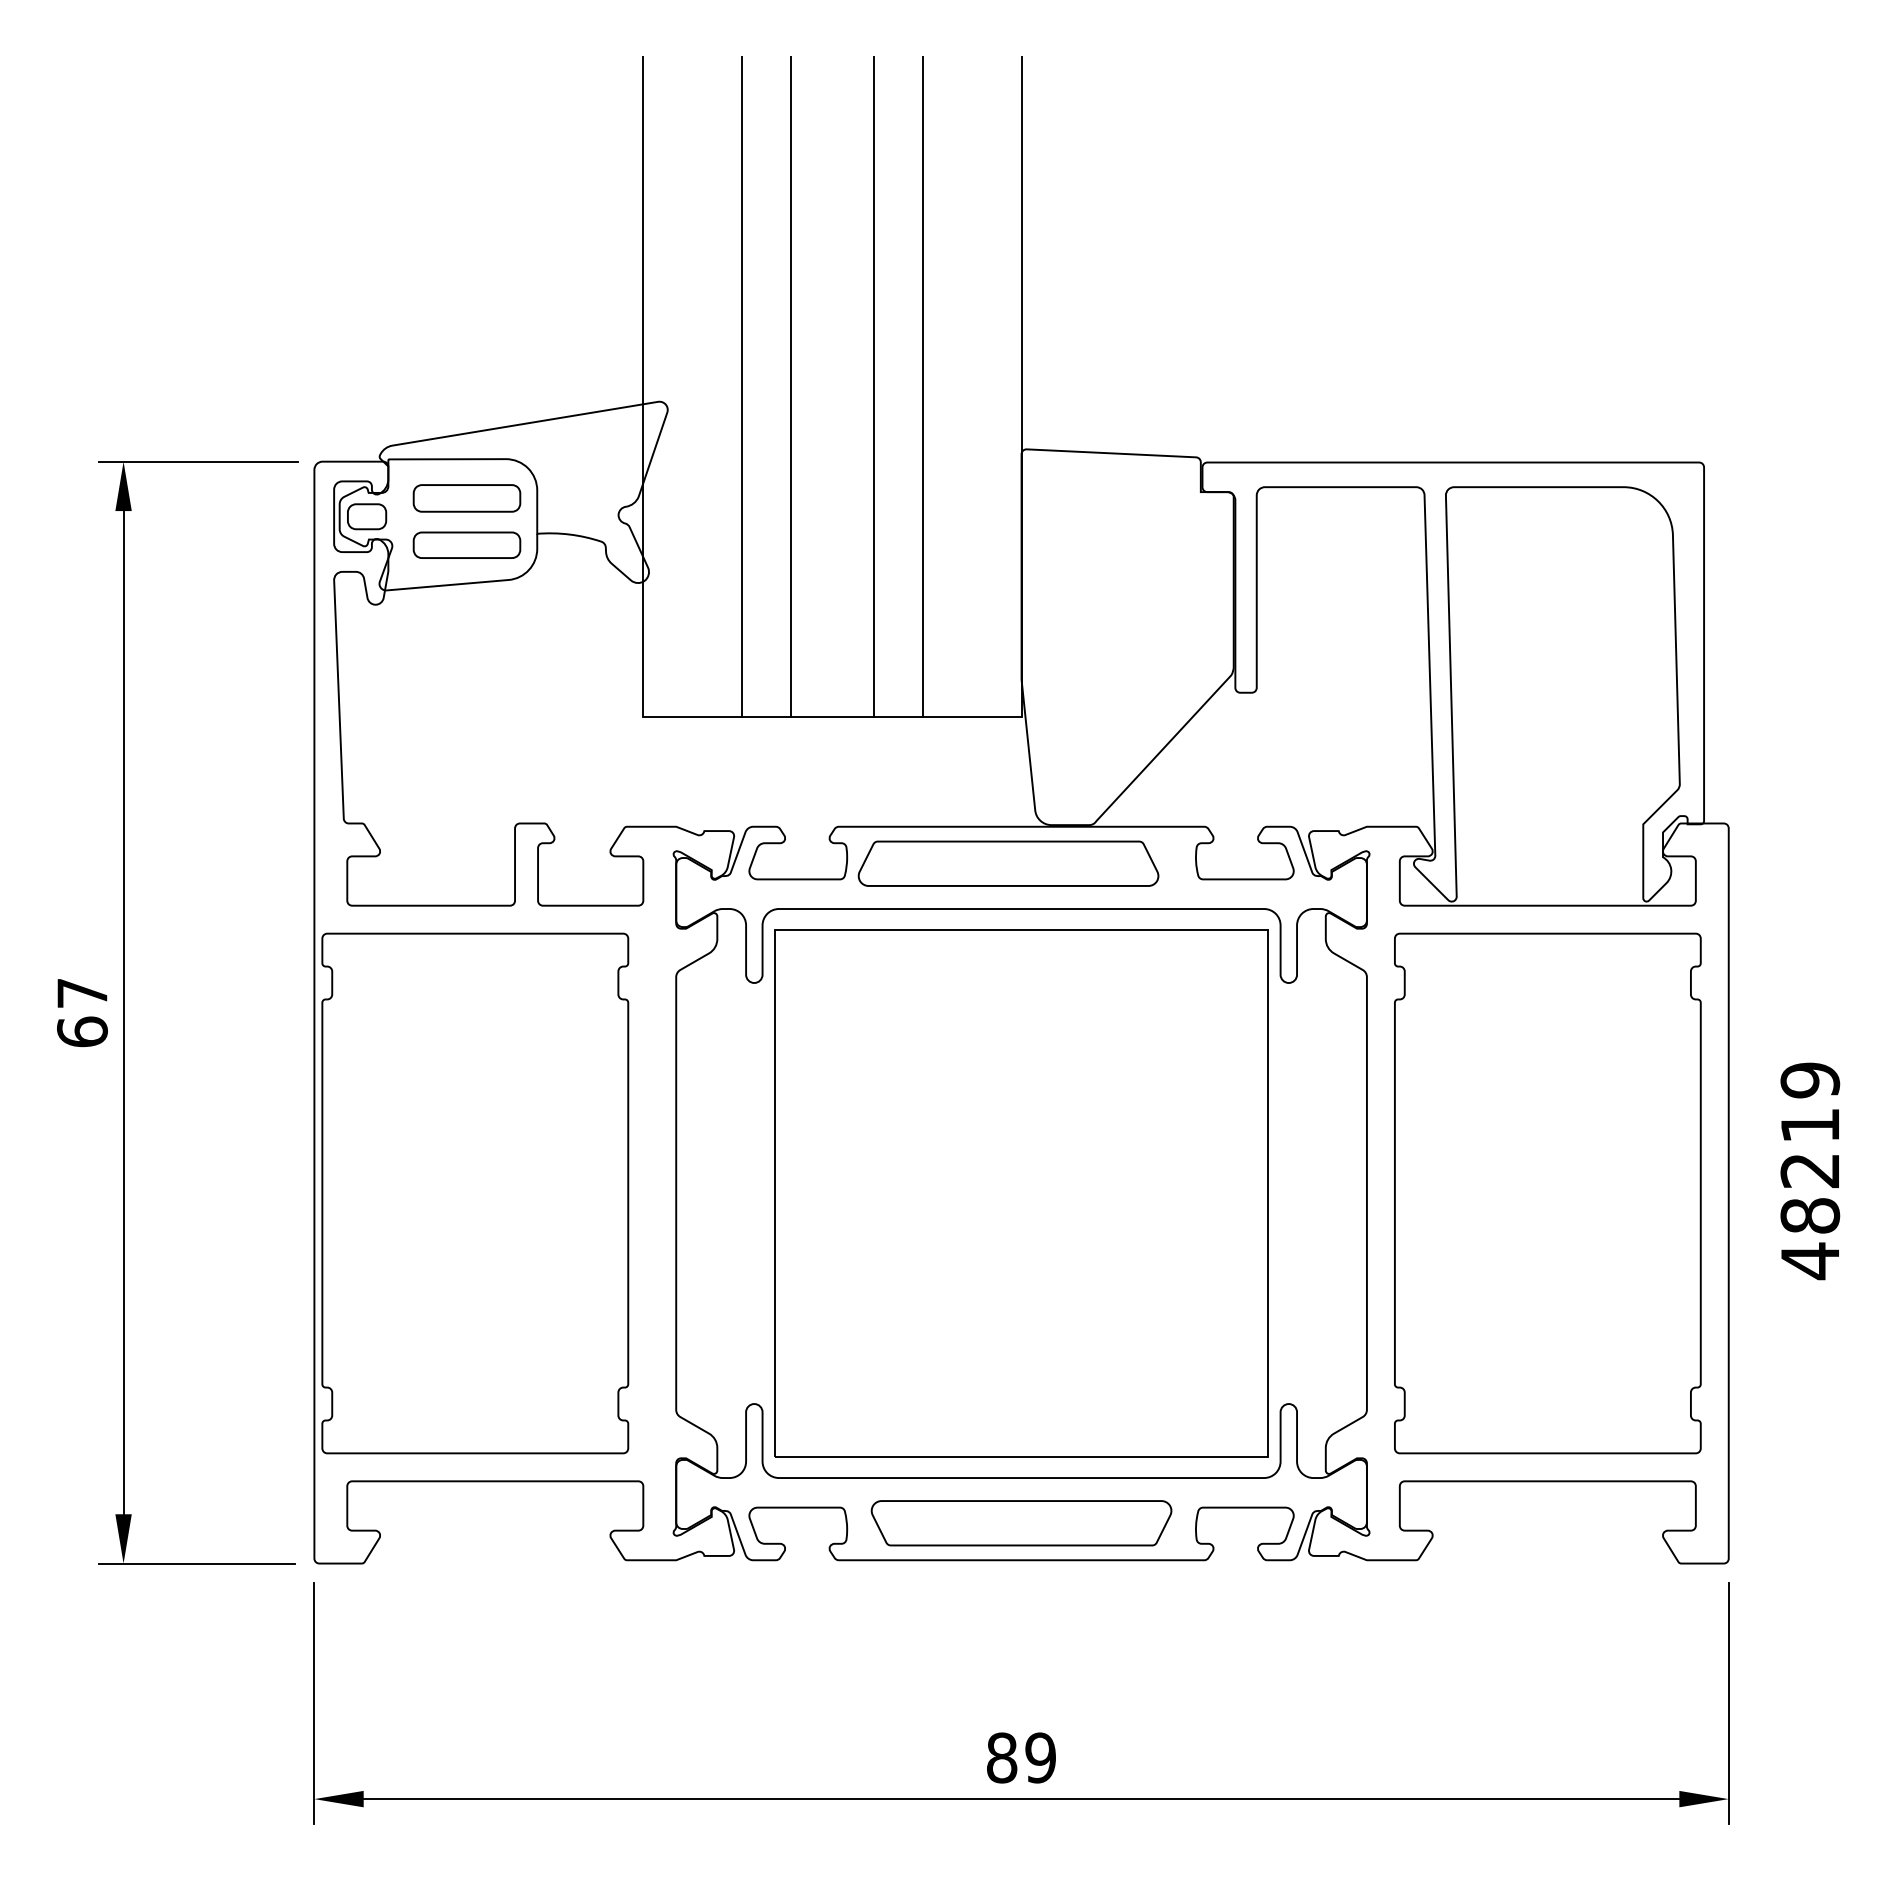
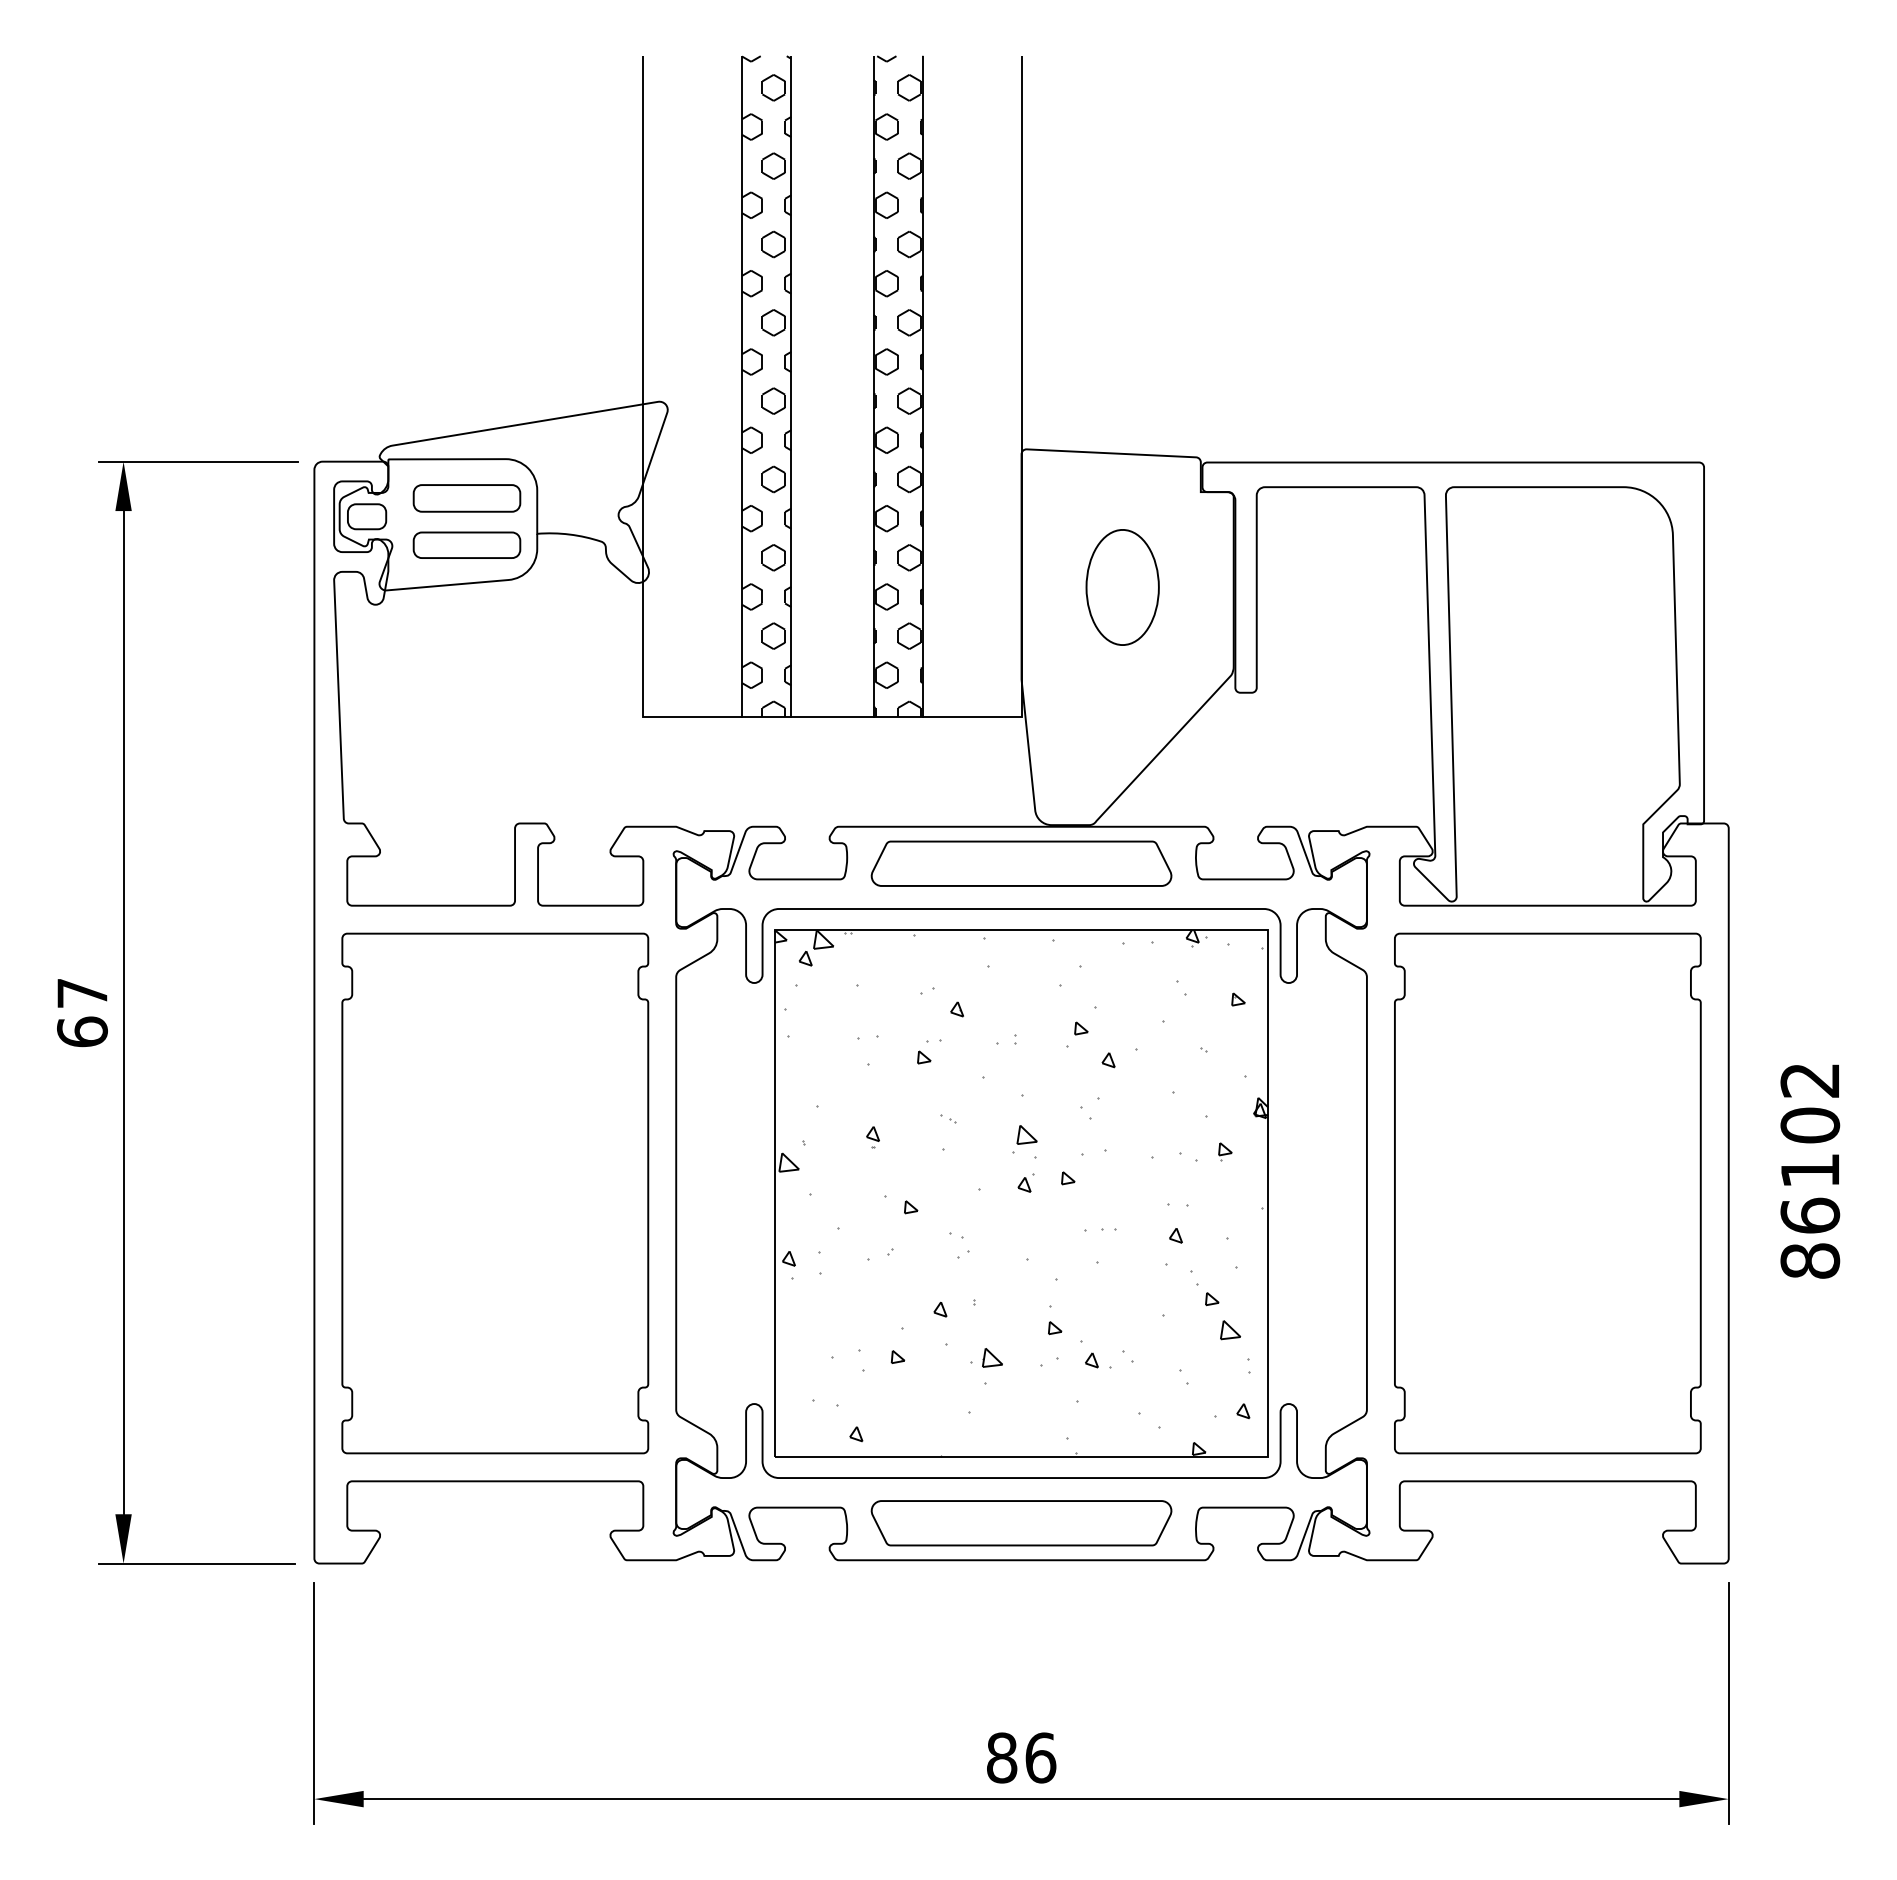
hatch: none -> present (766, 386)
hatch: none -> present (897, 386)
part: none -> present (1122, 587)
curve position: (1008, 842) -> (1021, 842) (1021, 842)
text: 48219 -> 86102 (1810, 1171)
hatch: none -> present (1021, 1192)
part position: (475, 1193) -> (495, 1193) (495, 1193)
text: 89 -> 86 (1040, 1757)
